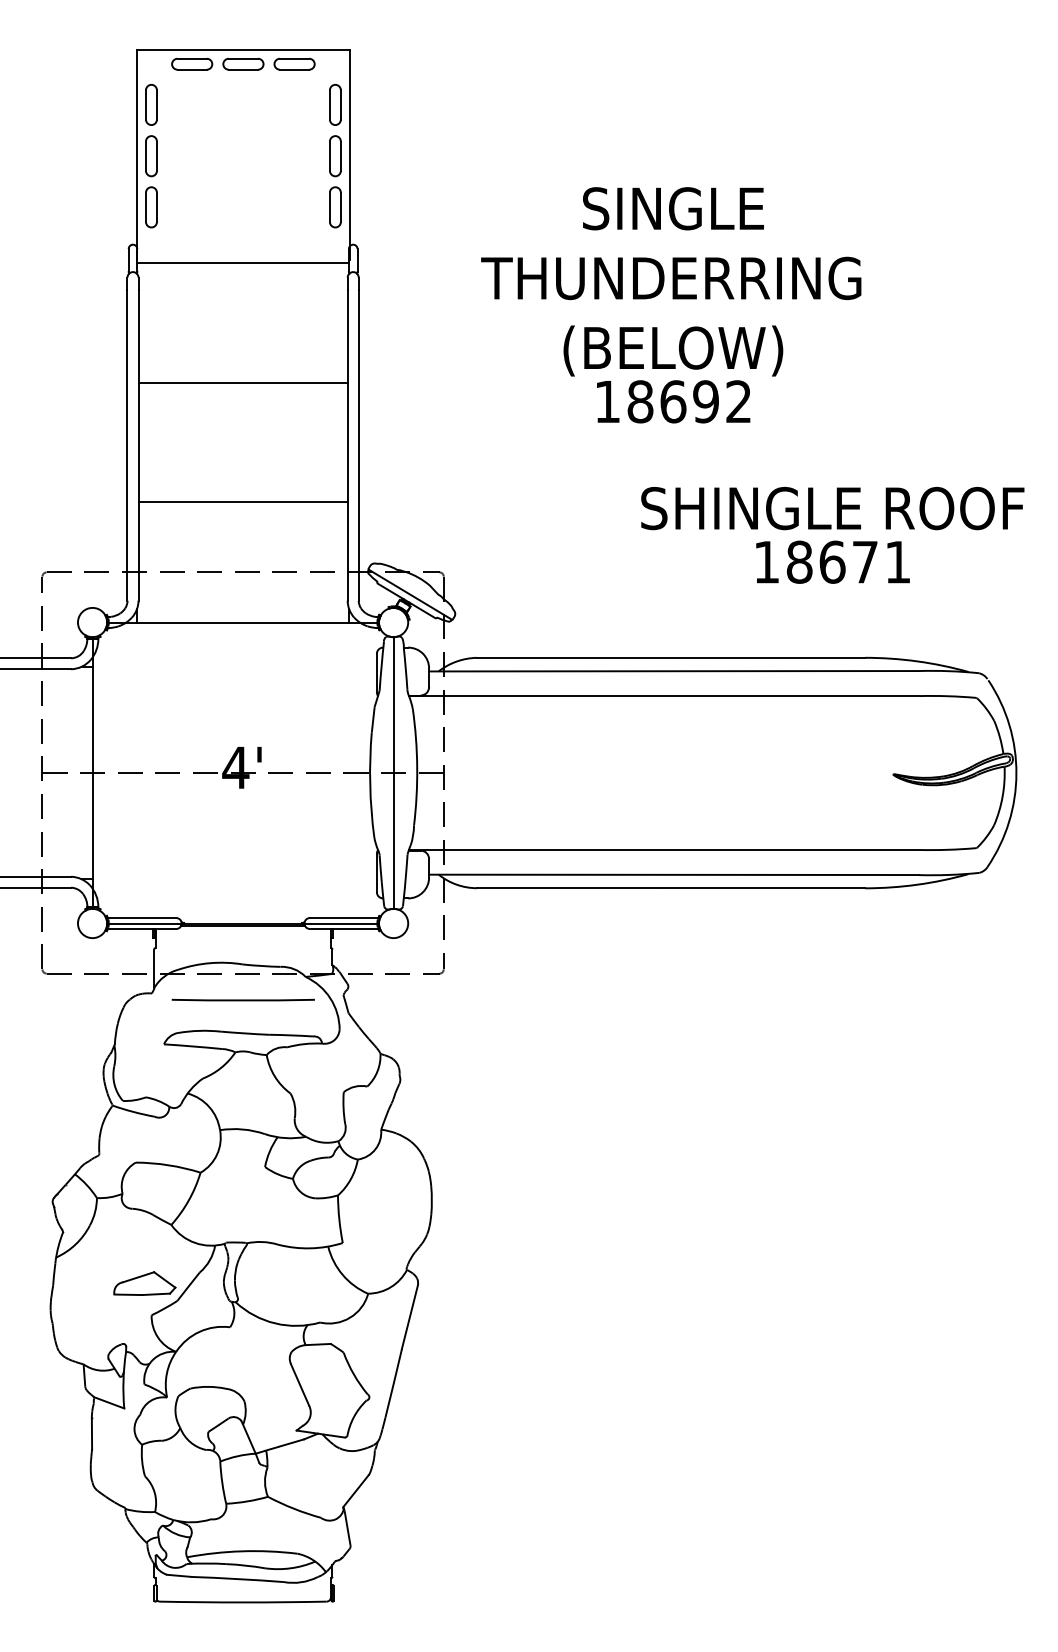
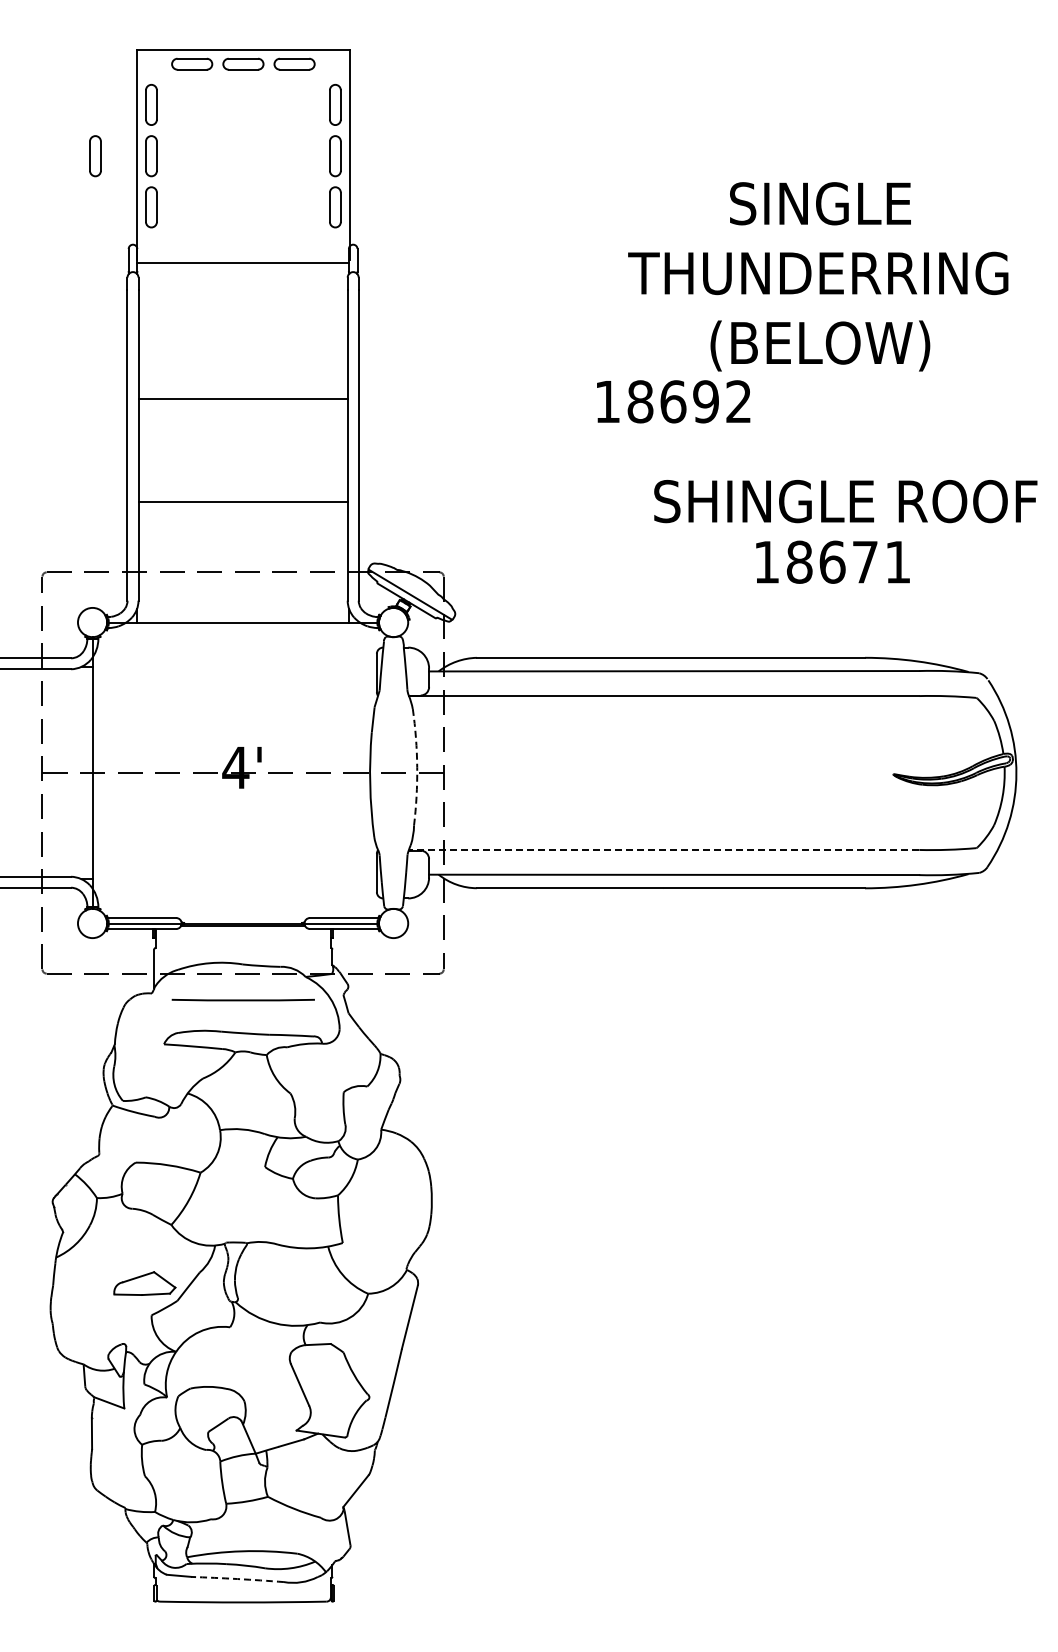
part: none -> present (95, 156)
text position: (671, 281) -> (818, 276) (818, 276)
line position: (242, 383) -> (242, 399) (242, 399)
text position: (832, 508) -> (845, 501) (845, 501)
arc: solid -> dashed (417, 767)
line: present -> none (393, 772)
line: solid -> dashed (663, 849)
arc: solid -> dashed (237, 1579)
